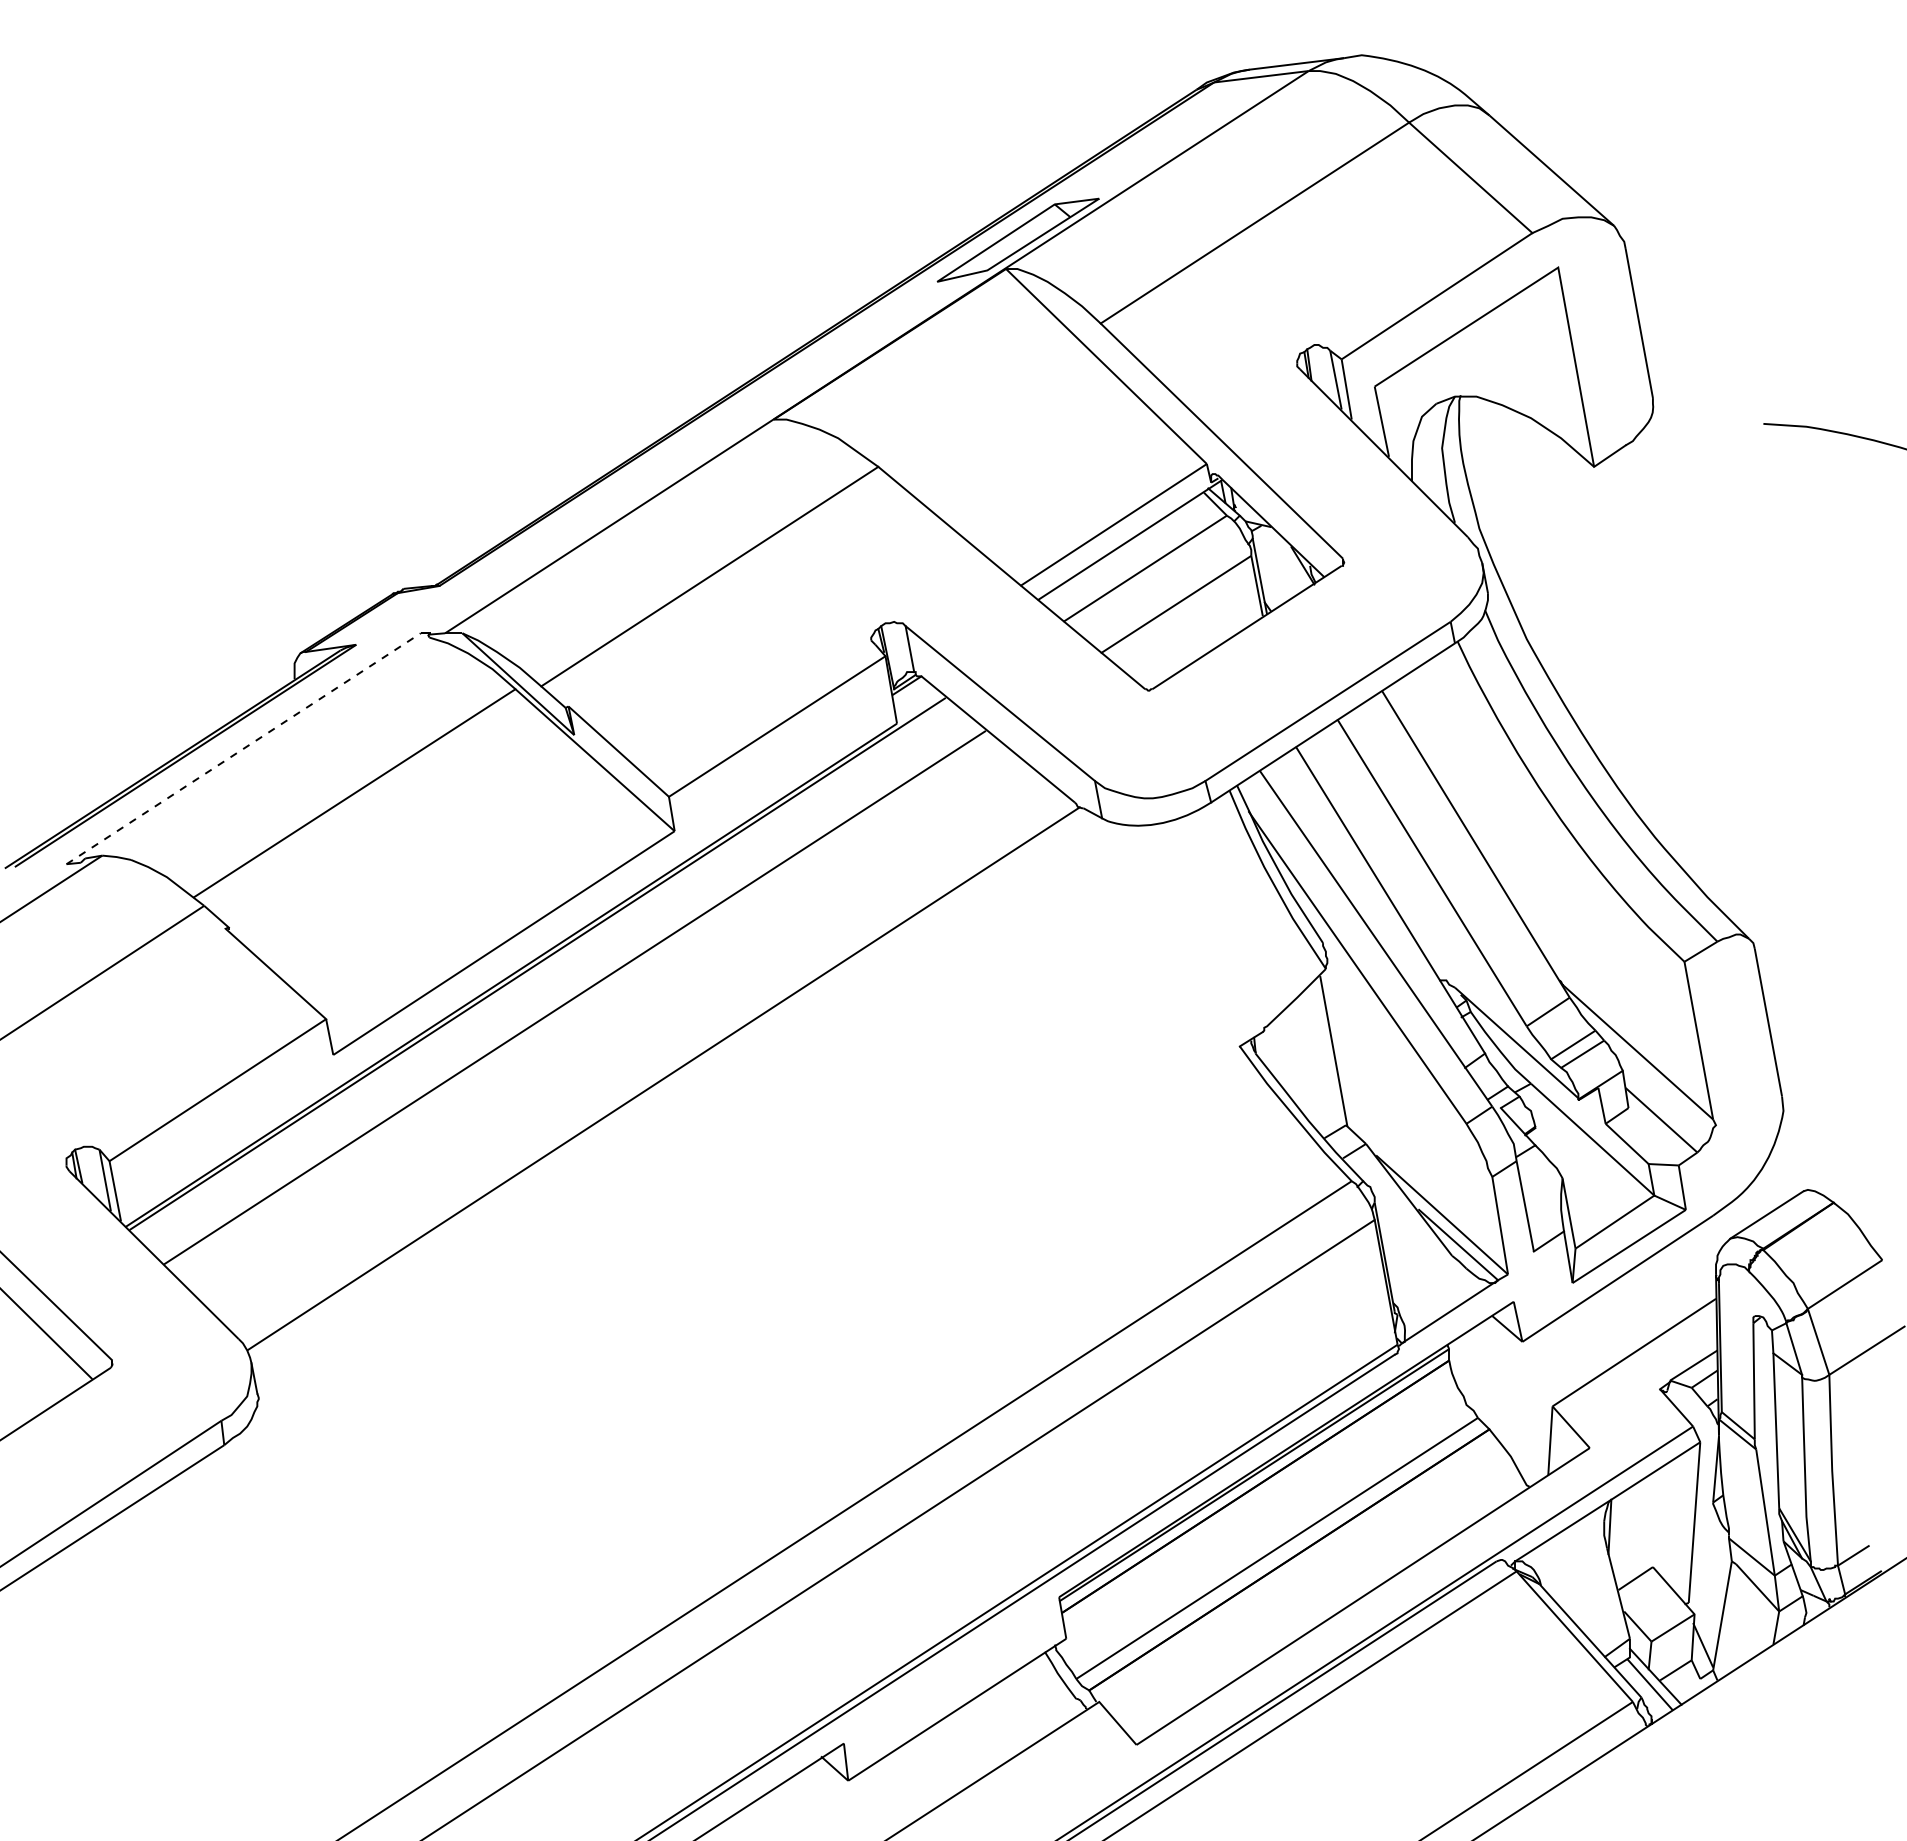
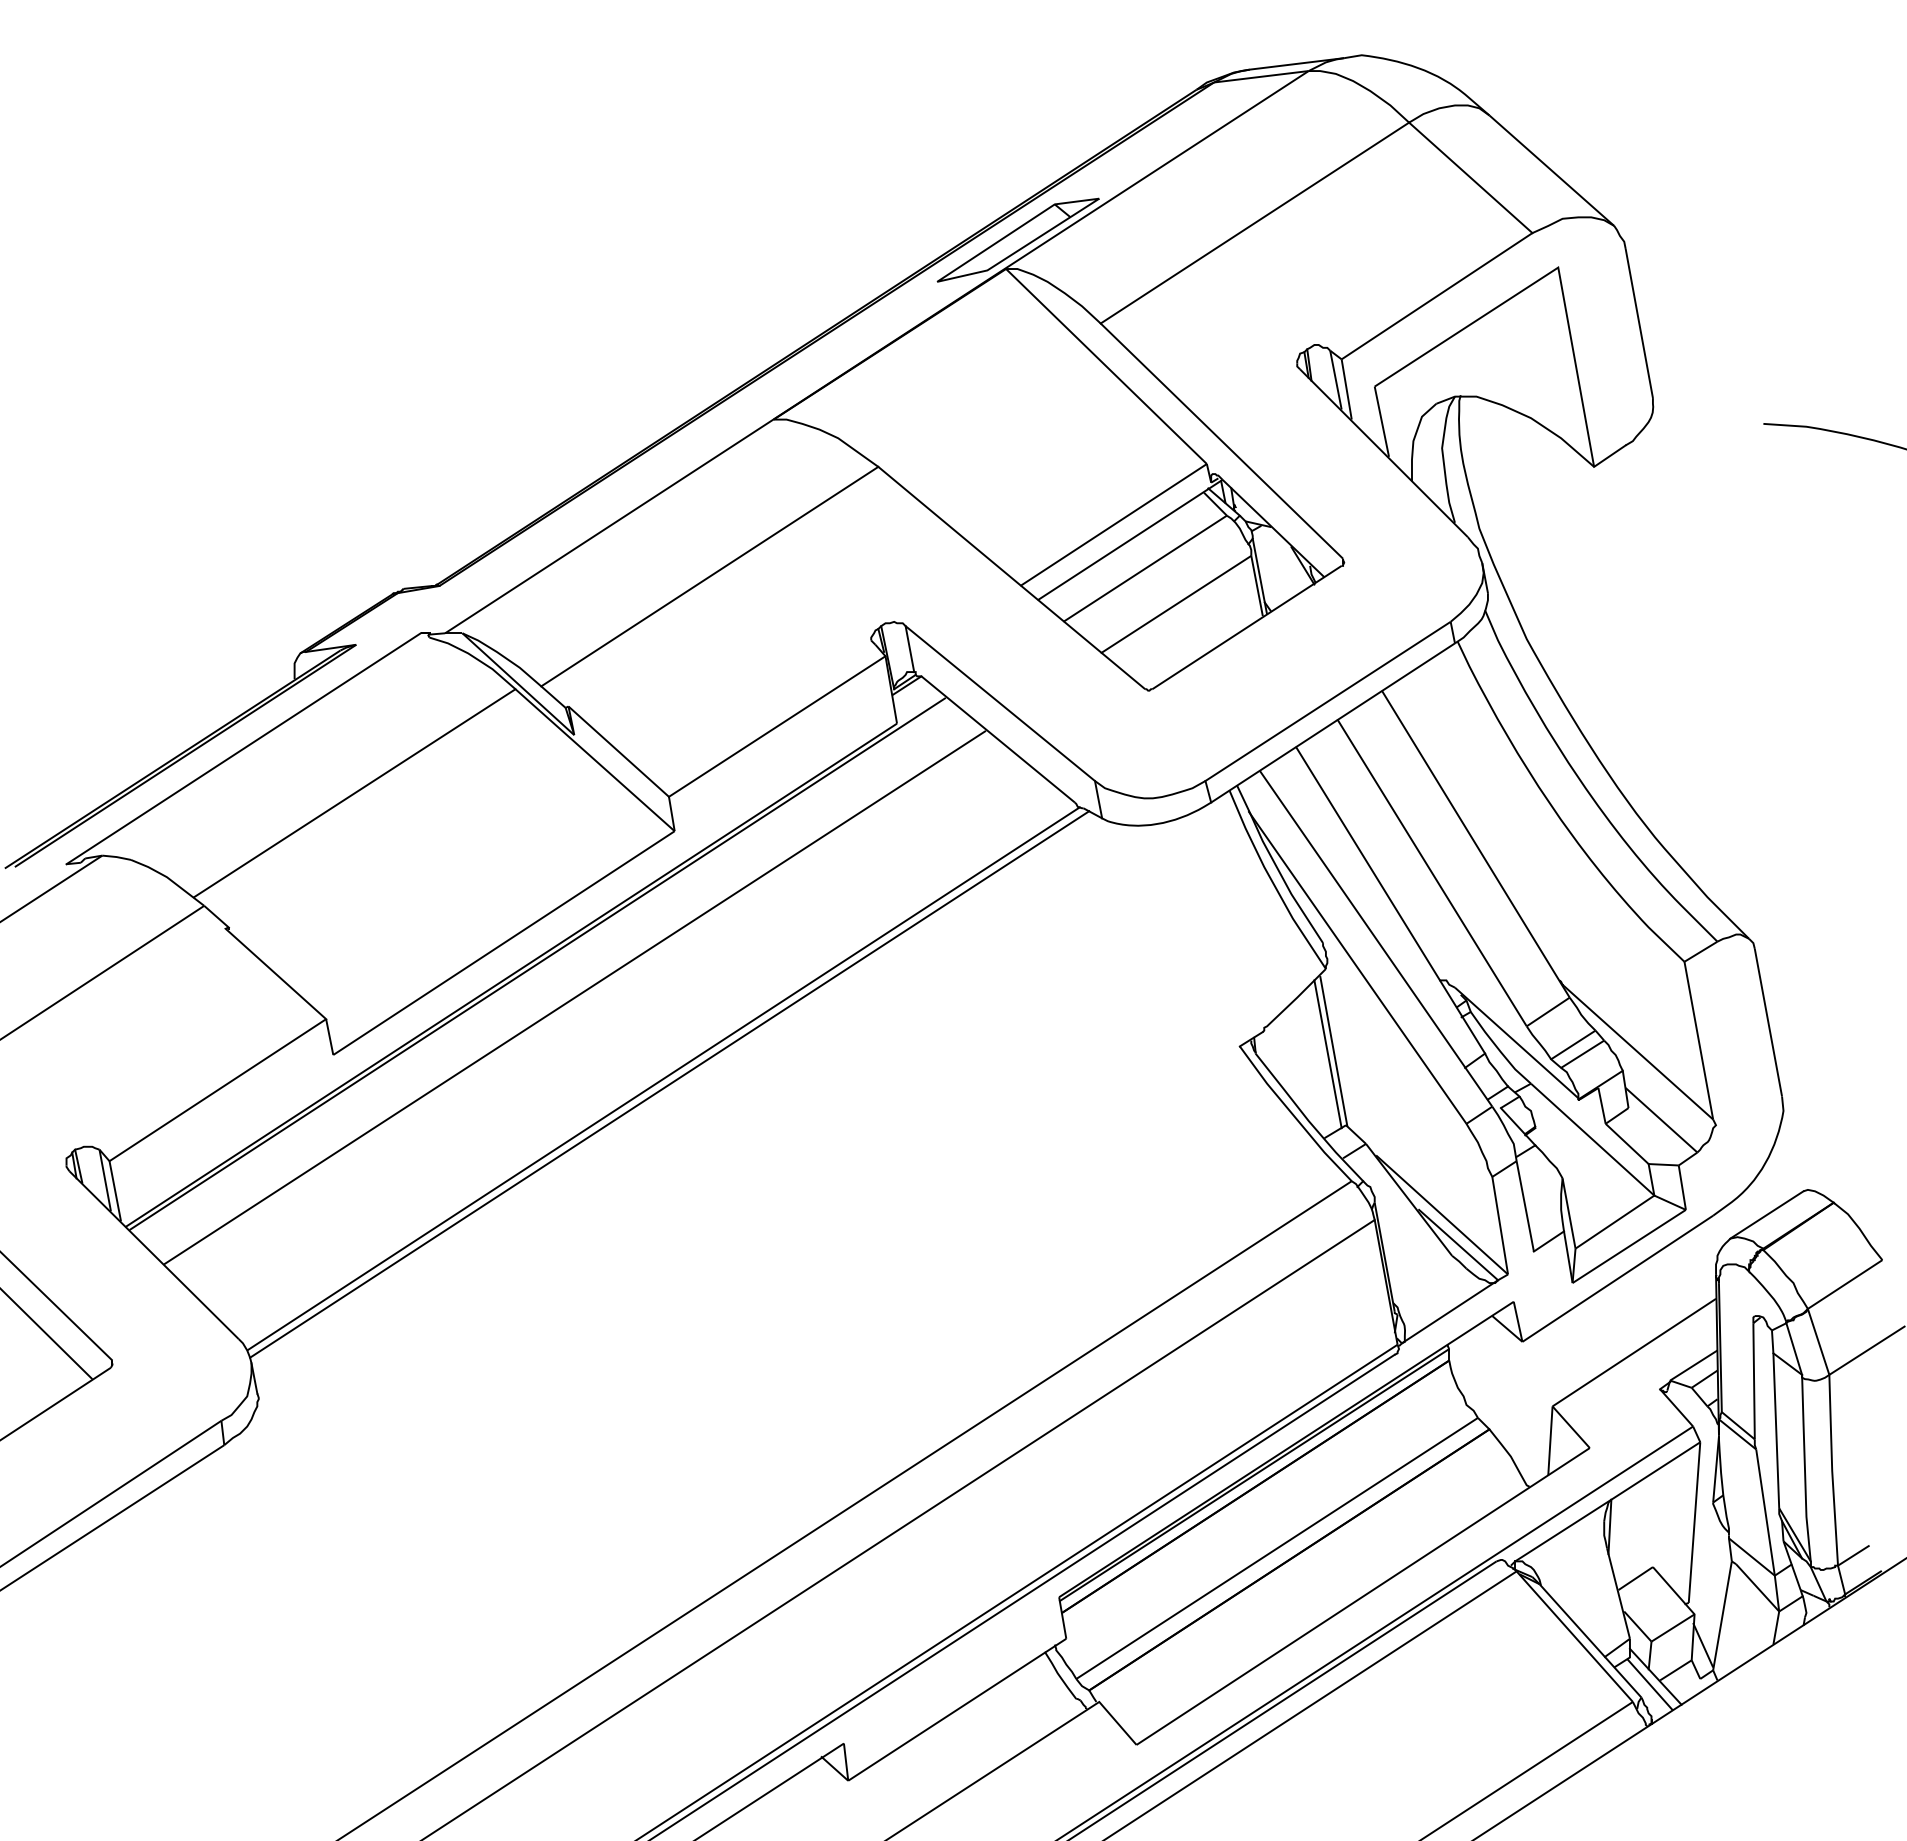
line: dashed -> solid (244, 748)
line: none -> present (1327, 1054)
line: none -> present (669, 1084)
